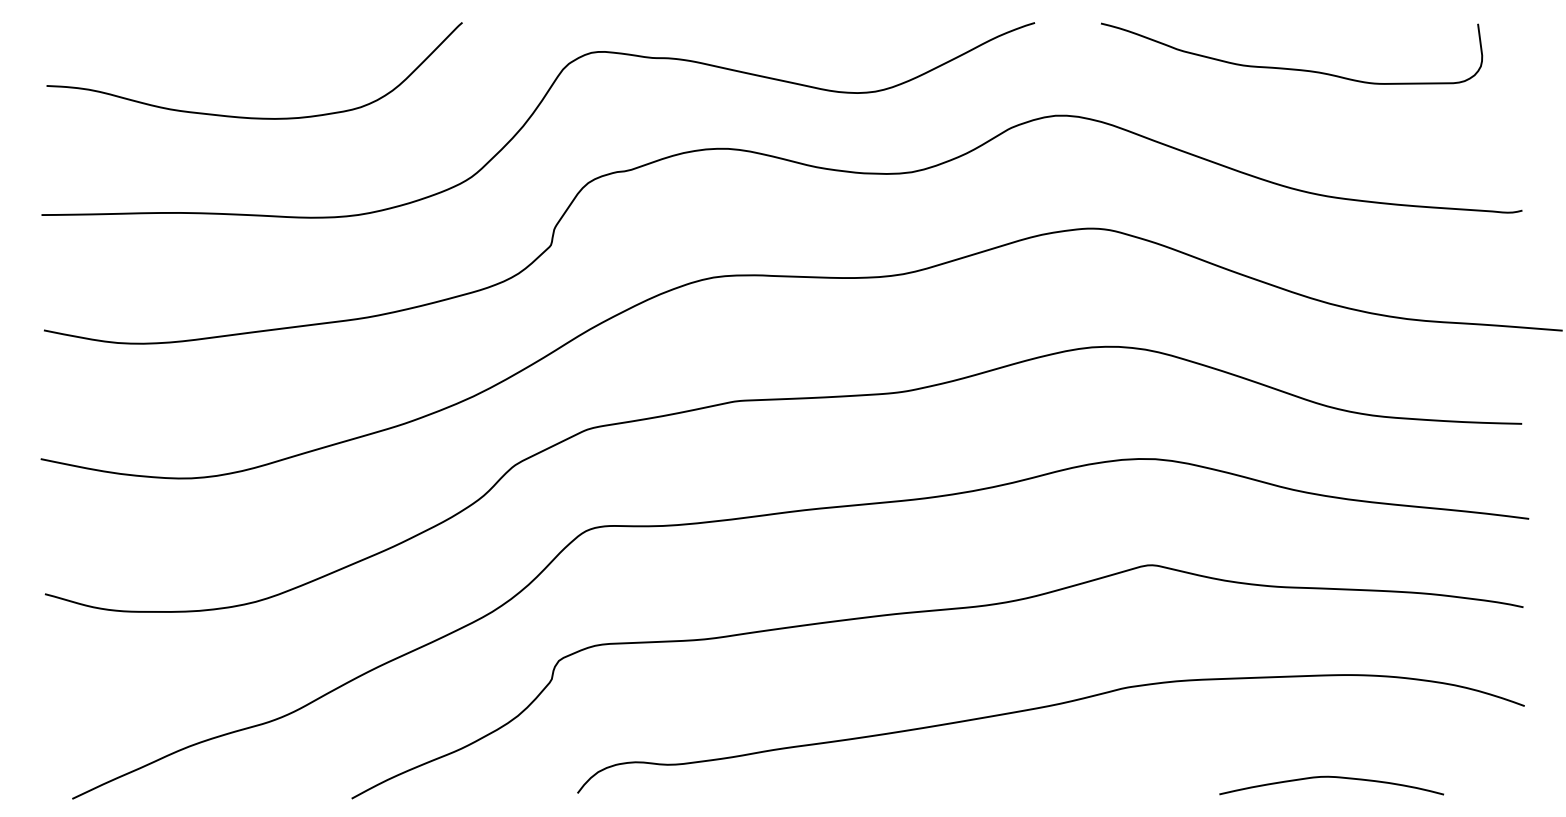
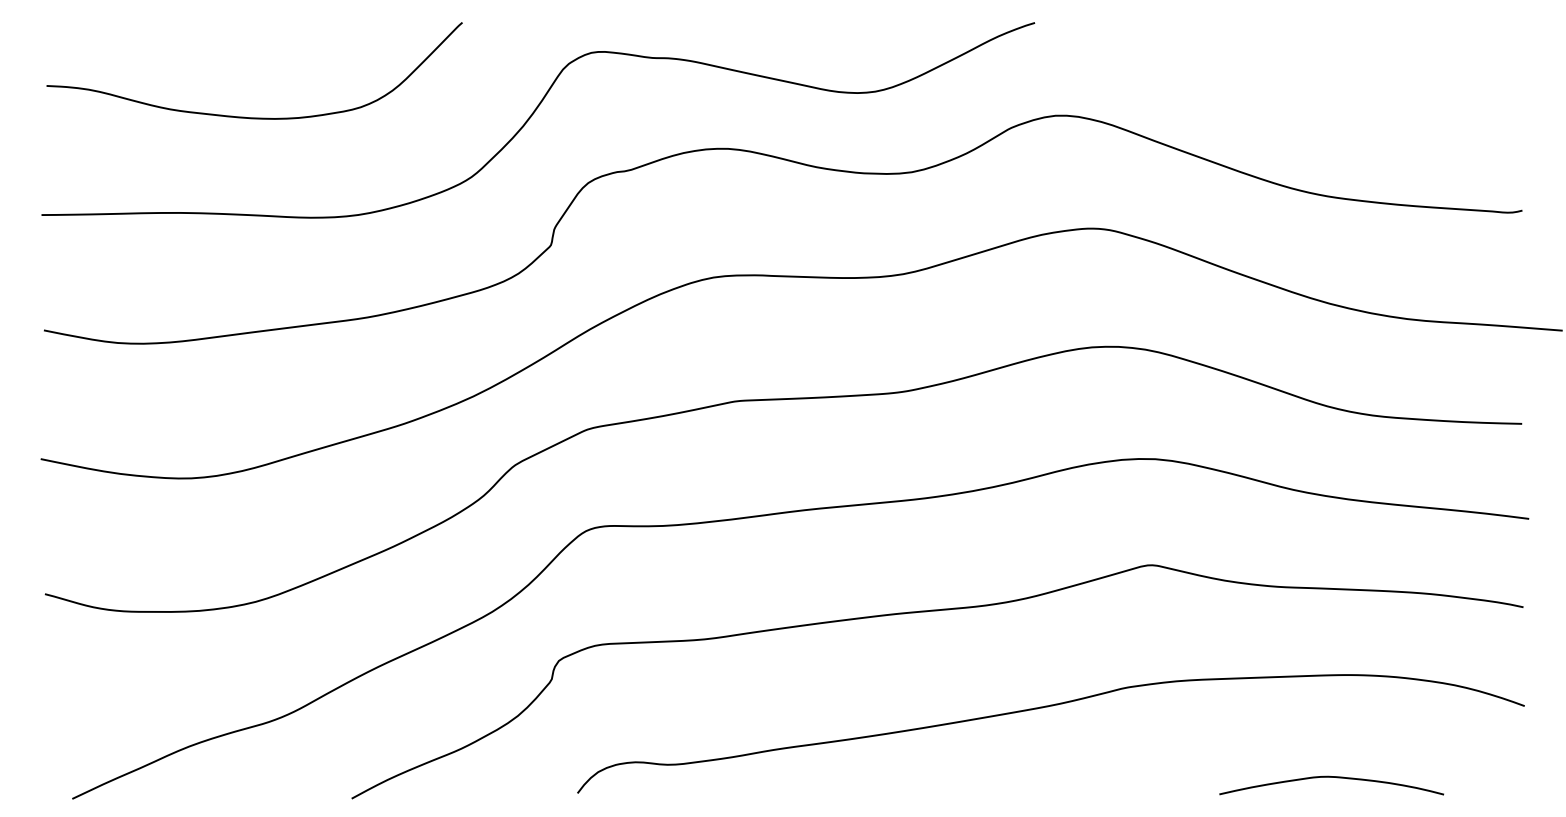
curve: present -> none (1292, 68)
